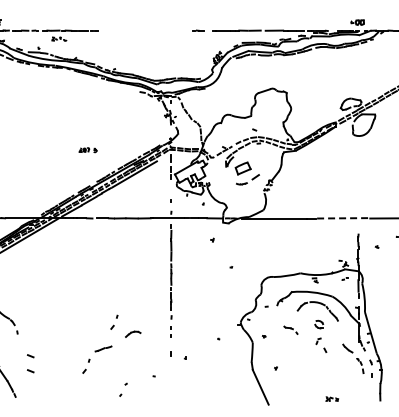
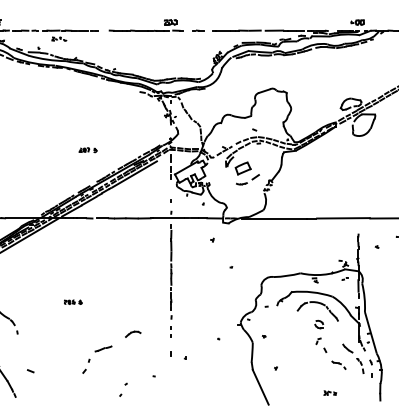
part: none -> present (145, 25)
line: dashed -> solid (343, 218)
part: none -> present (73, 301)
part: present -> none (114, 321)
part position: (290, 329) -> (338, 364) (338, 364)
line: present -> none (30, 356)
part position: (332, 398) -> (330, 392) (330, 392)
